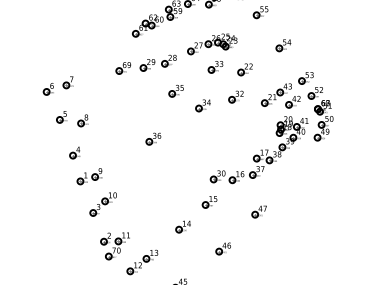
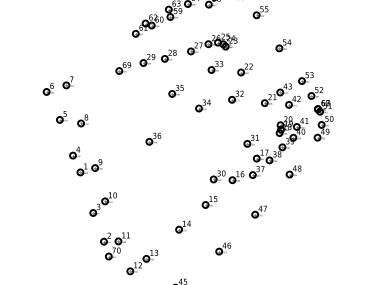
part position: (157, 62) -> (157, 57) (157, 57)
part: none -> present (250, 140)
part: none -> present (293, 171)
part position: (89, 176) -> (89, 167) (89, 167)
